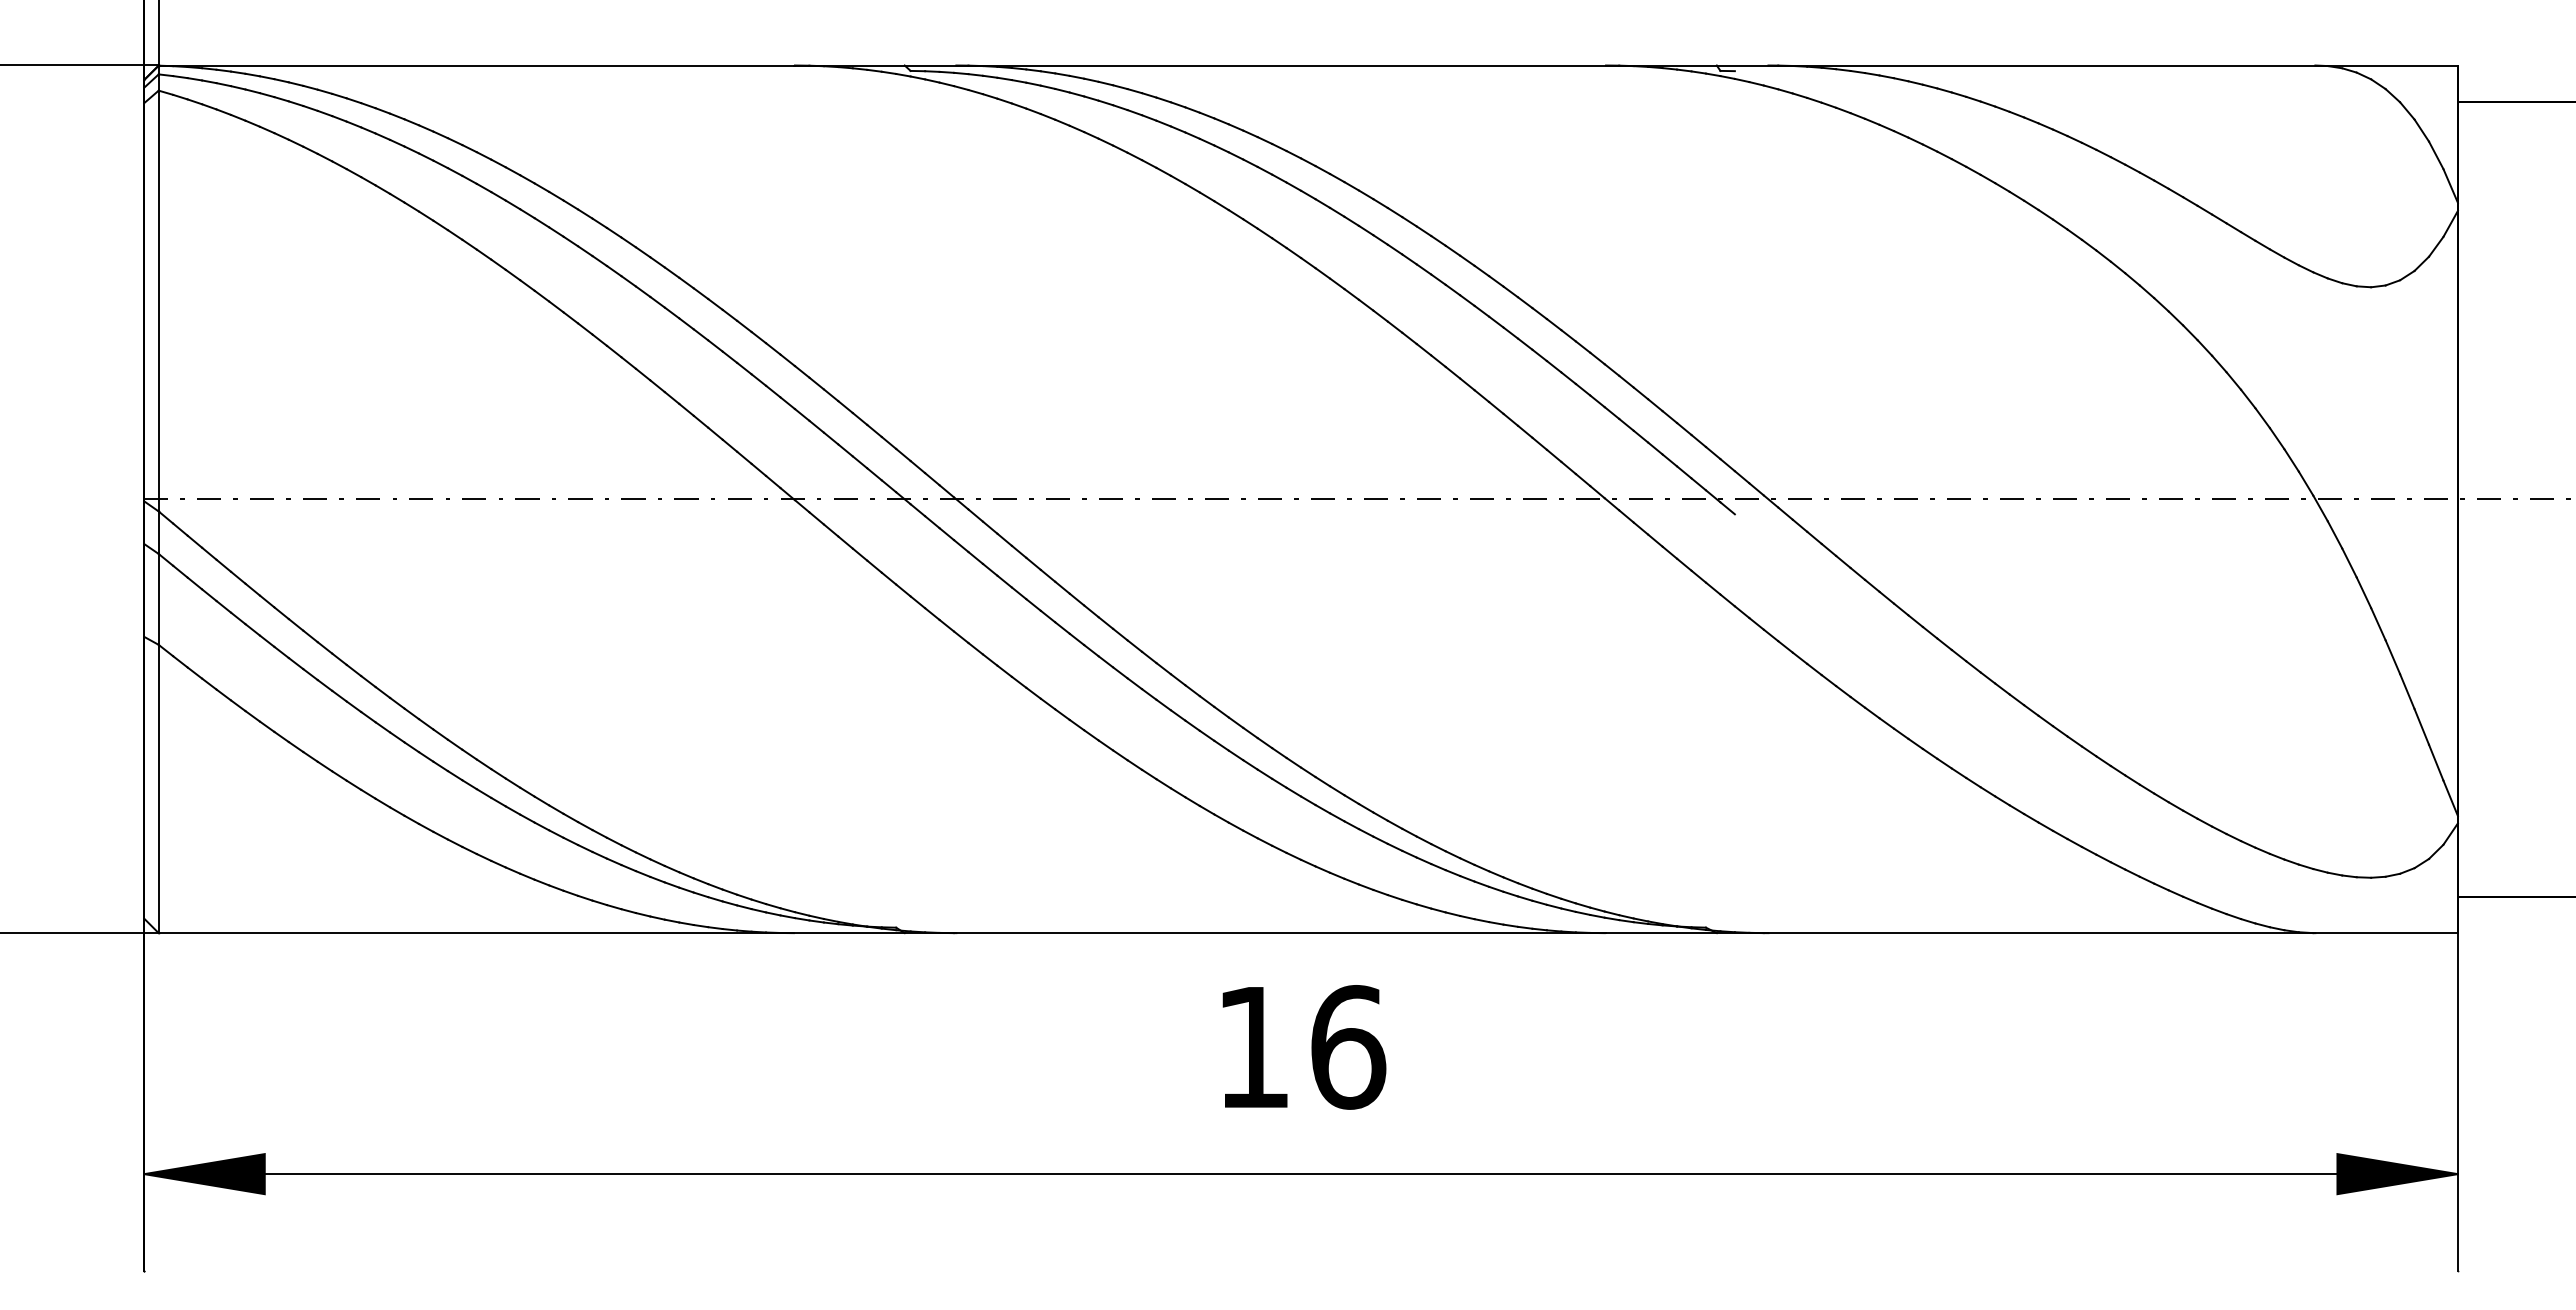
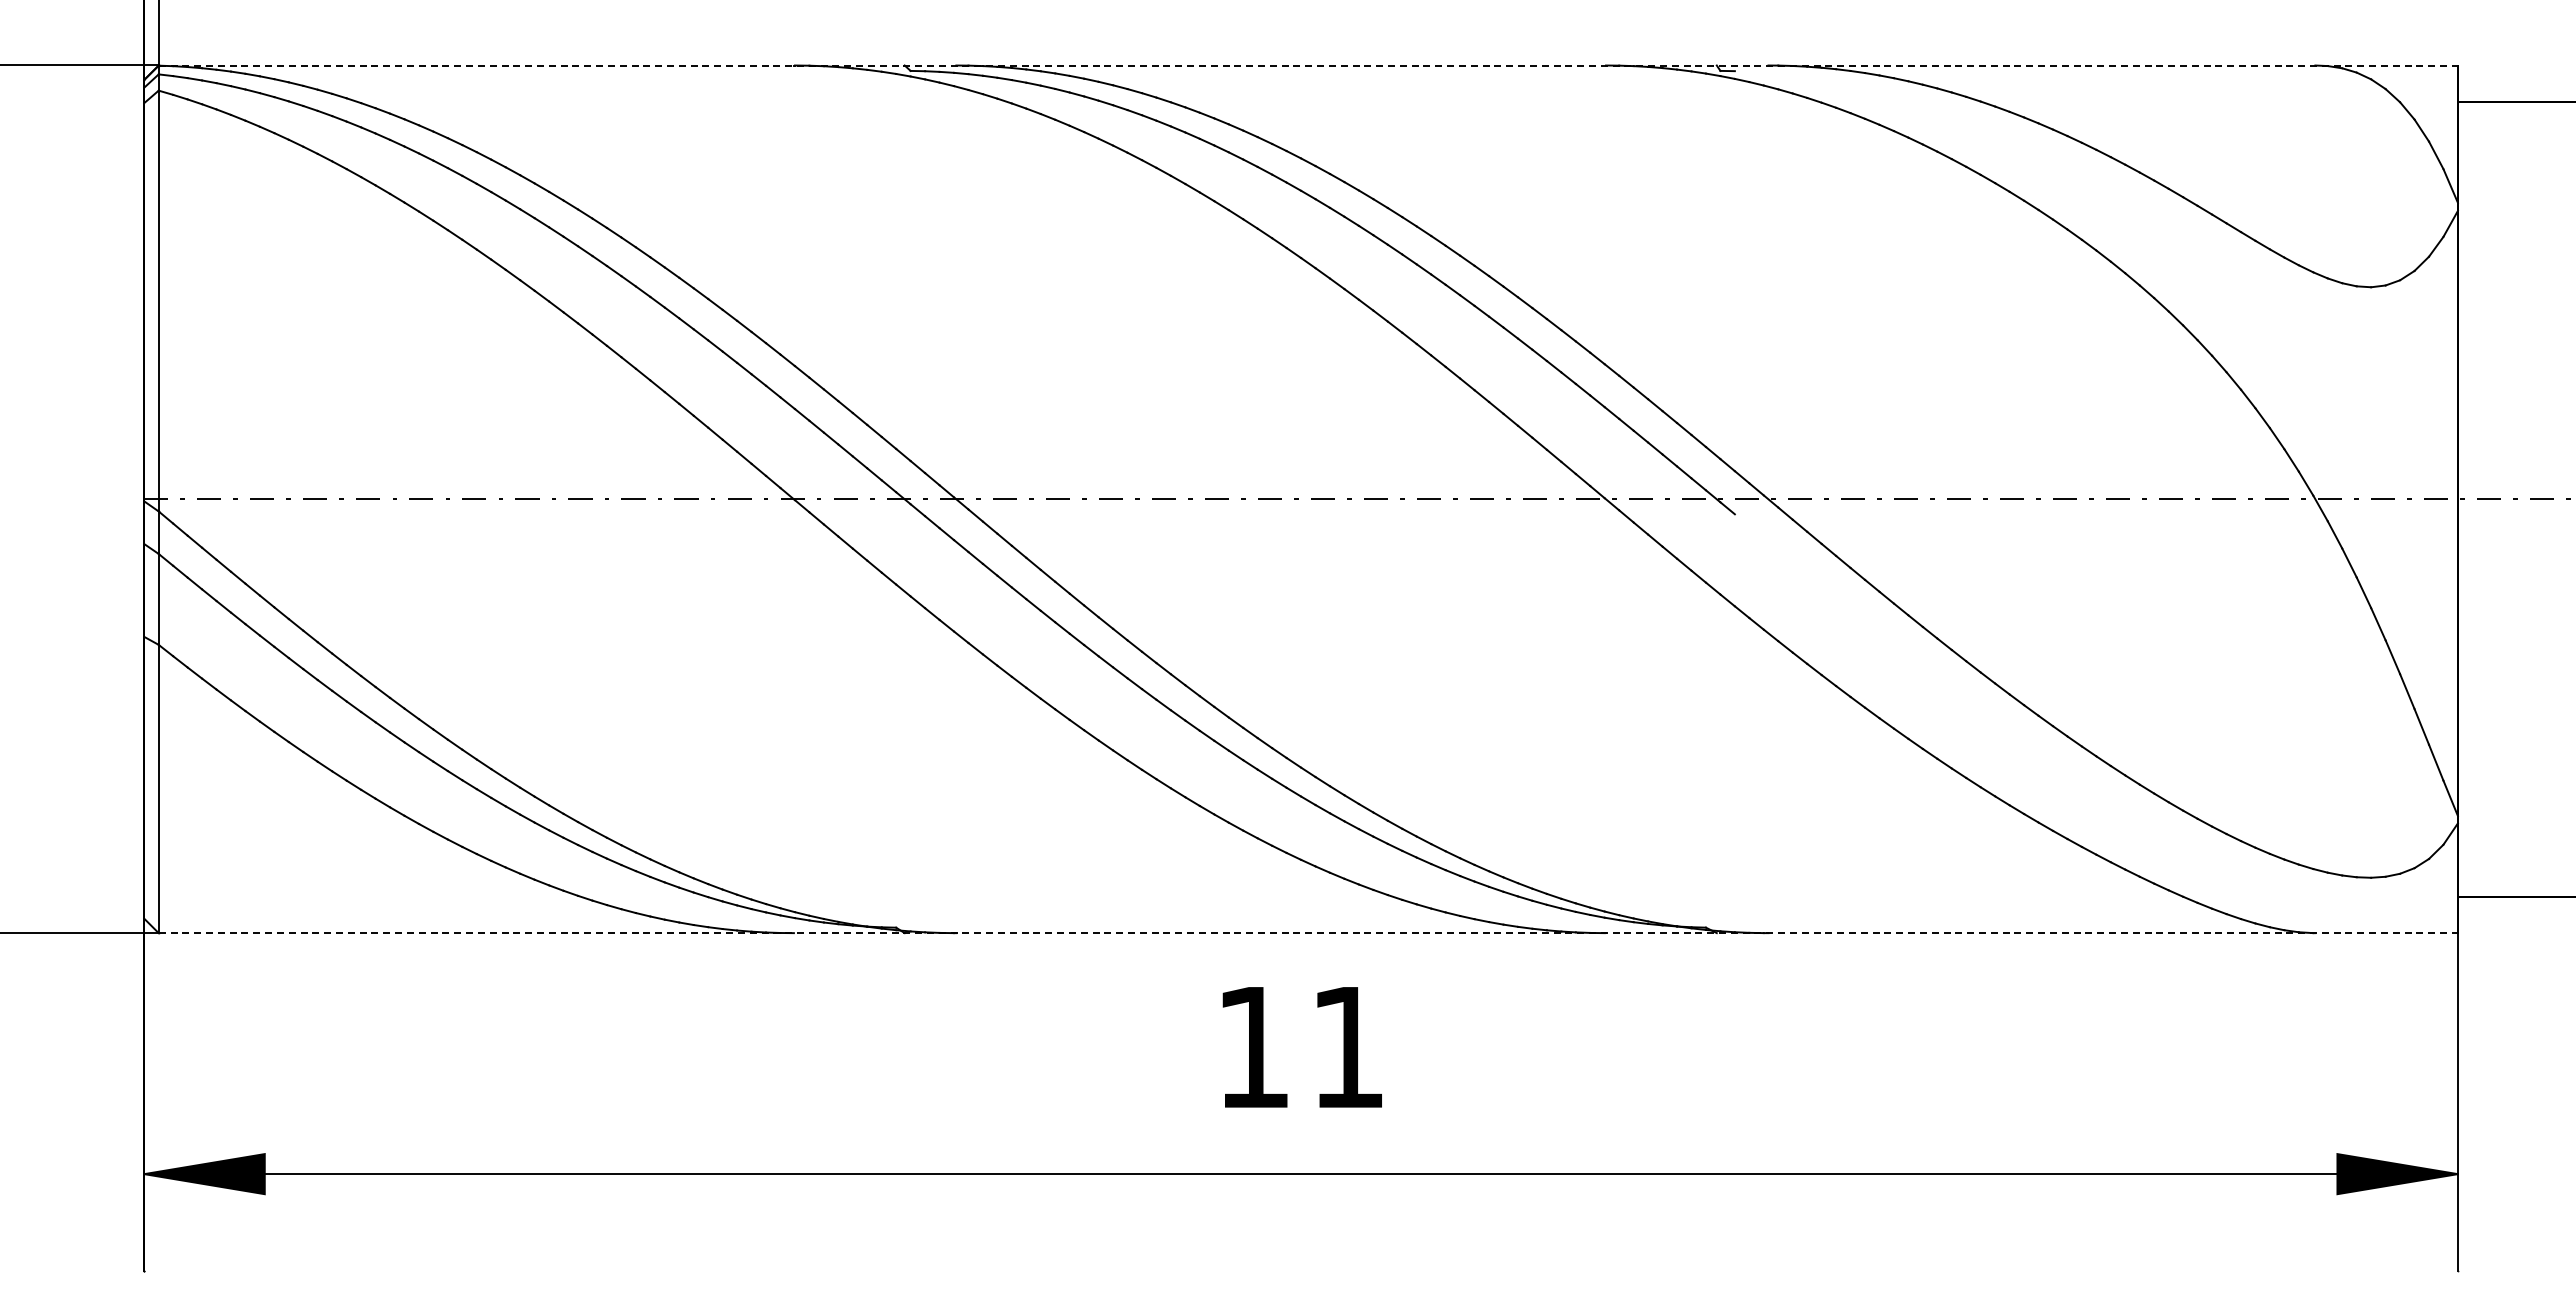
line: solid -> dashed (1308, 65)
line: solid -> dashed (1308, 933)
text: 16 -> 11 (1348, 1047)
